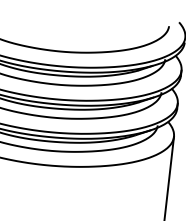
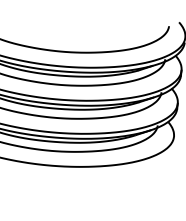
line: present -> none (168, 176)
